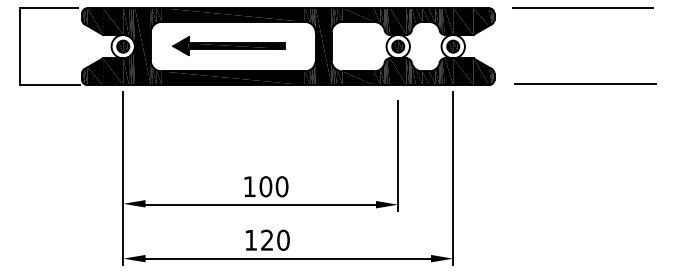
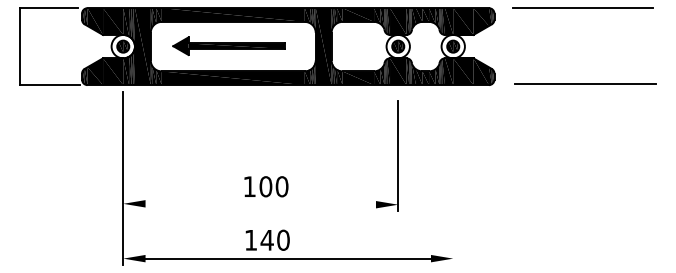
line: present -> none (453, 178)
line: present -> none (260, 204)
text: 120 -> 140 (266, 239)
